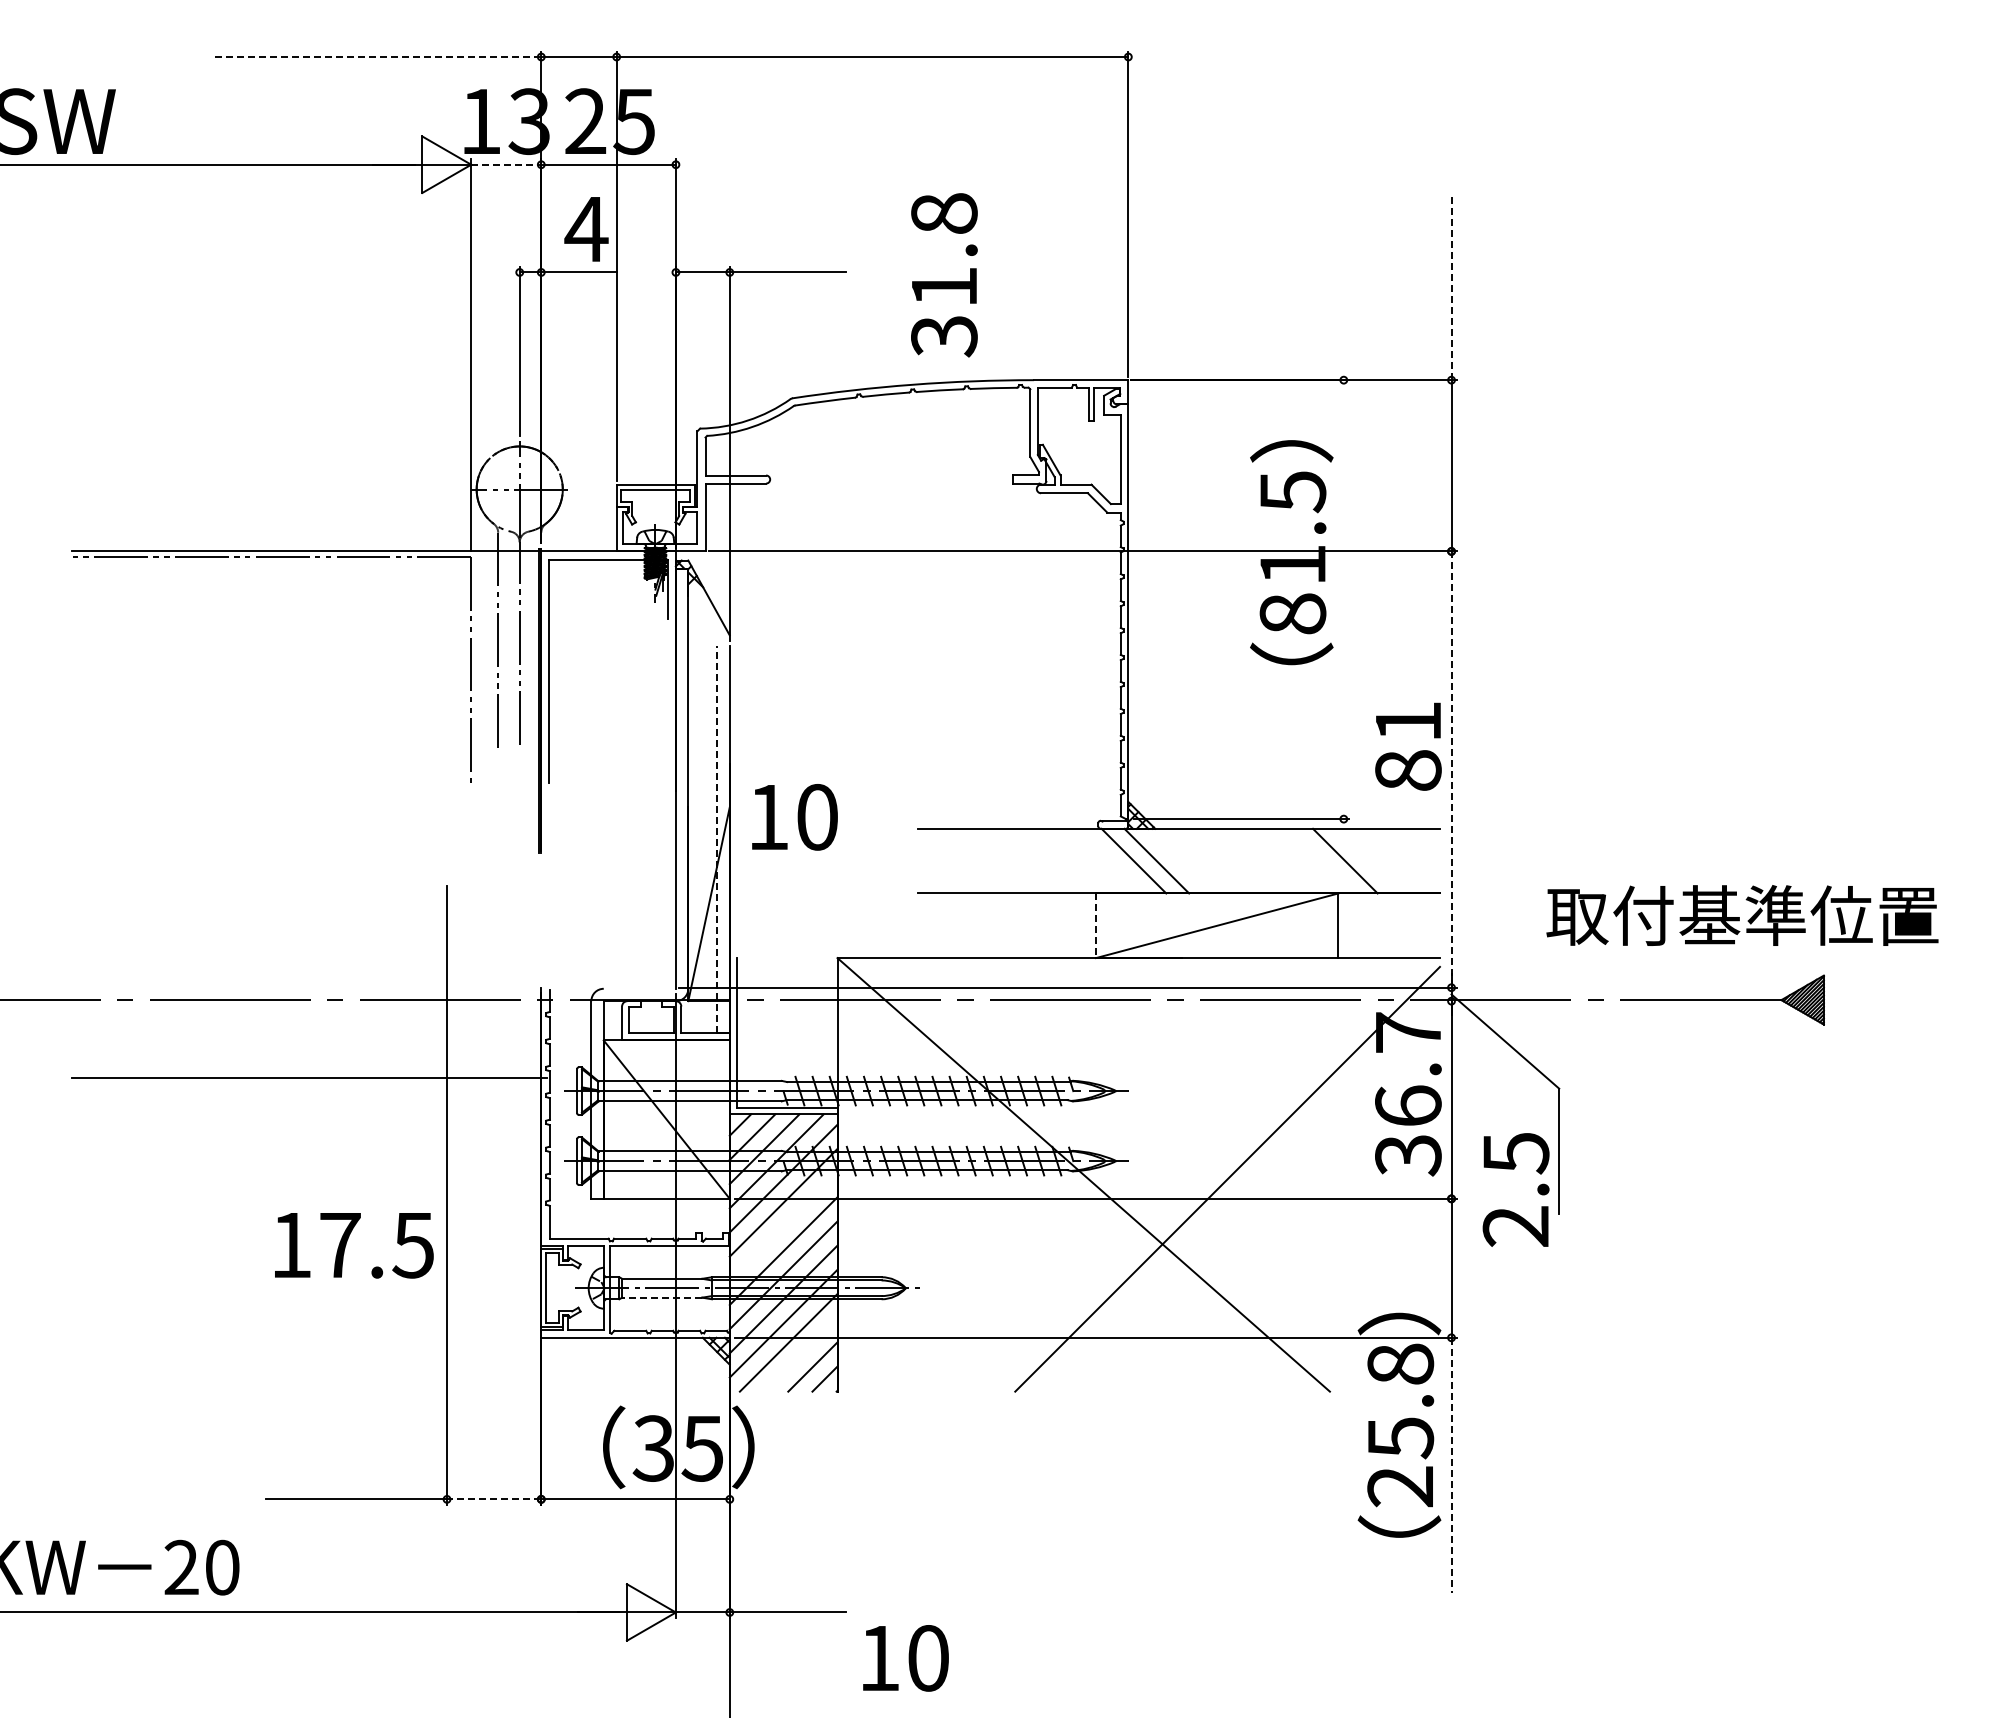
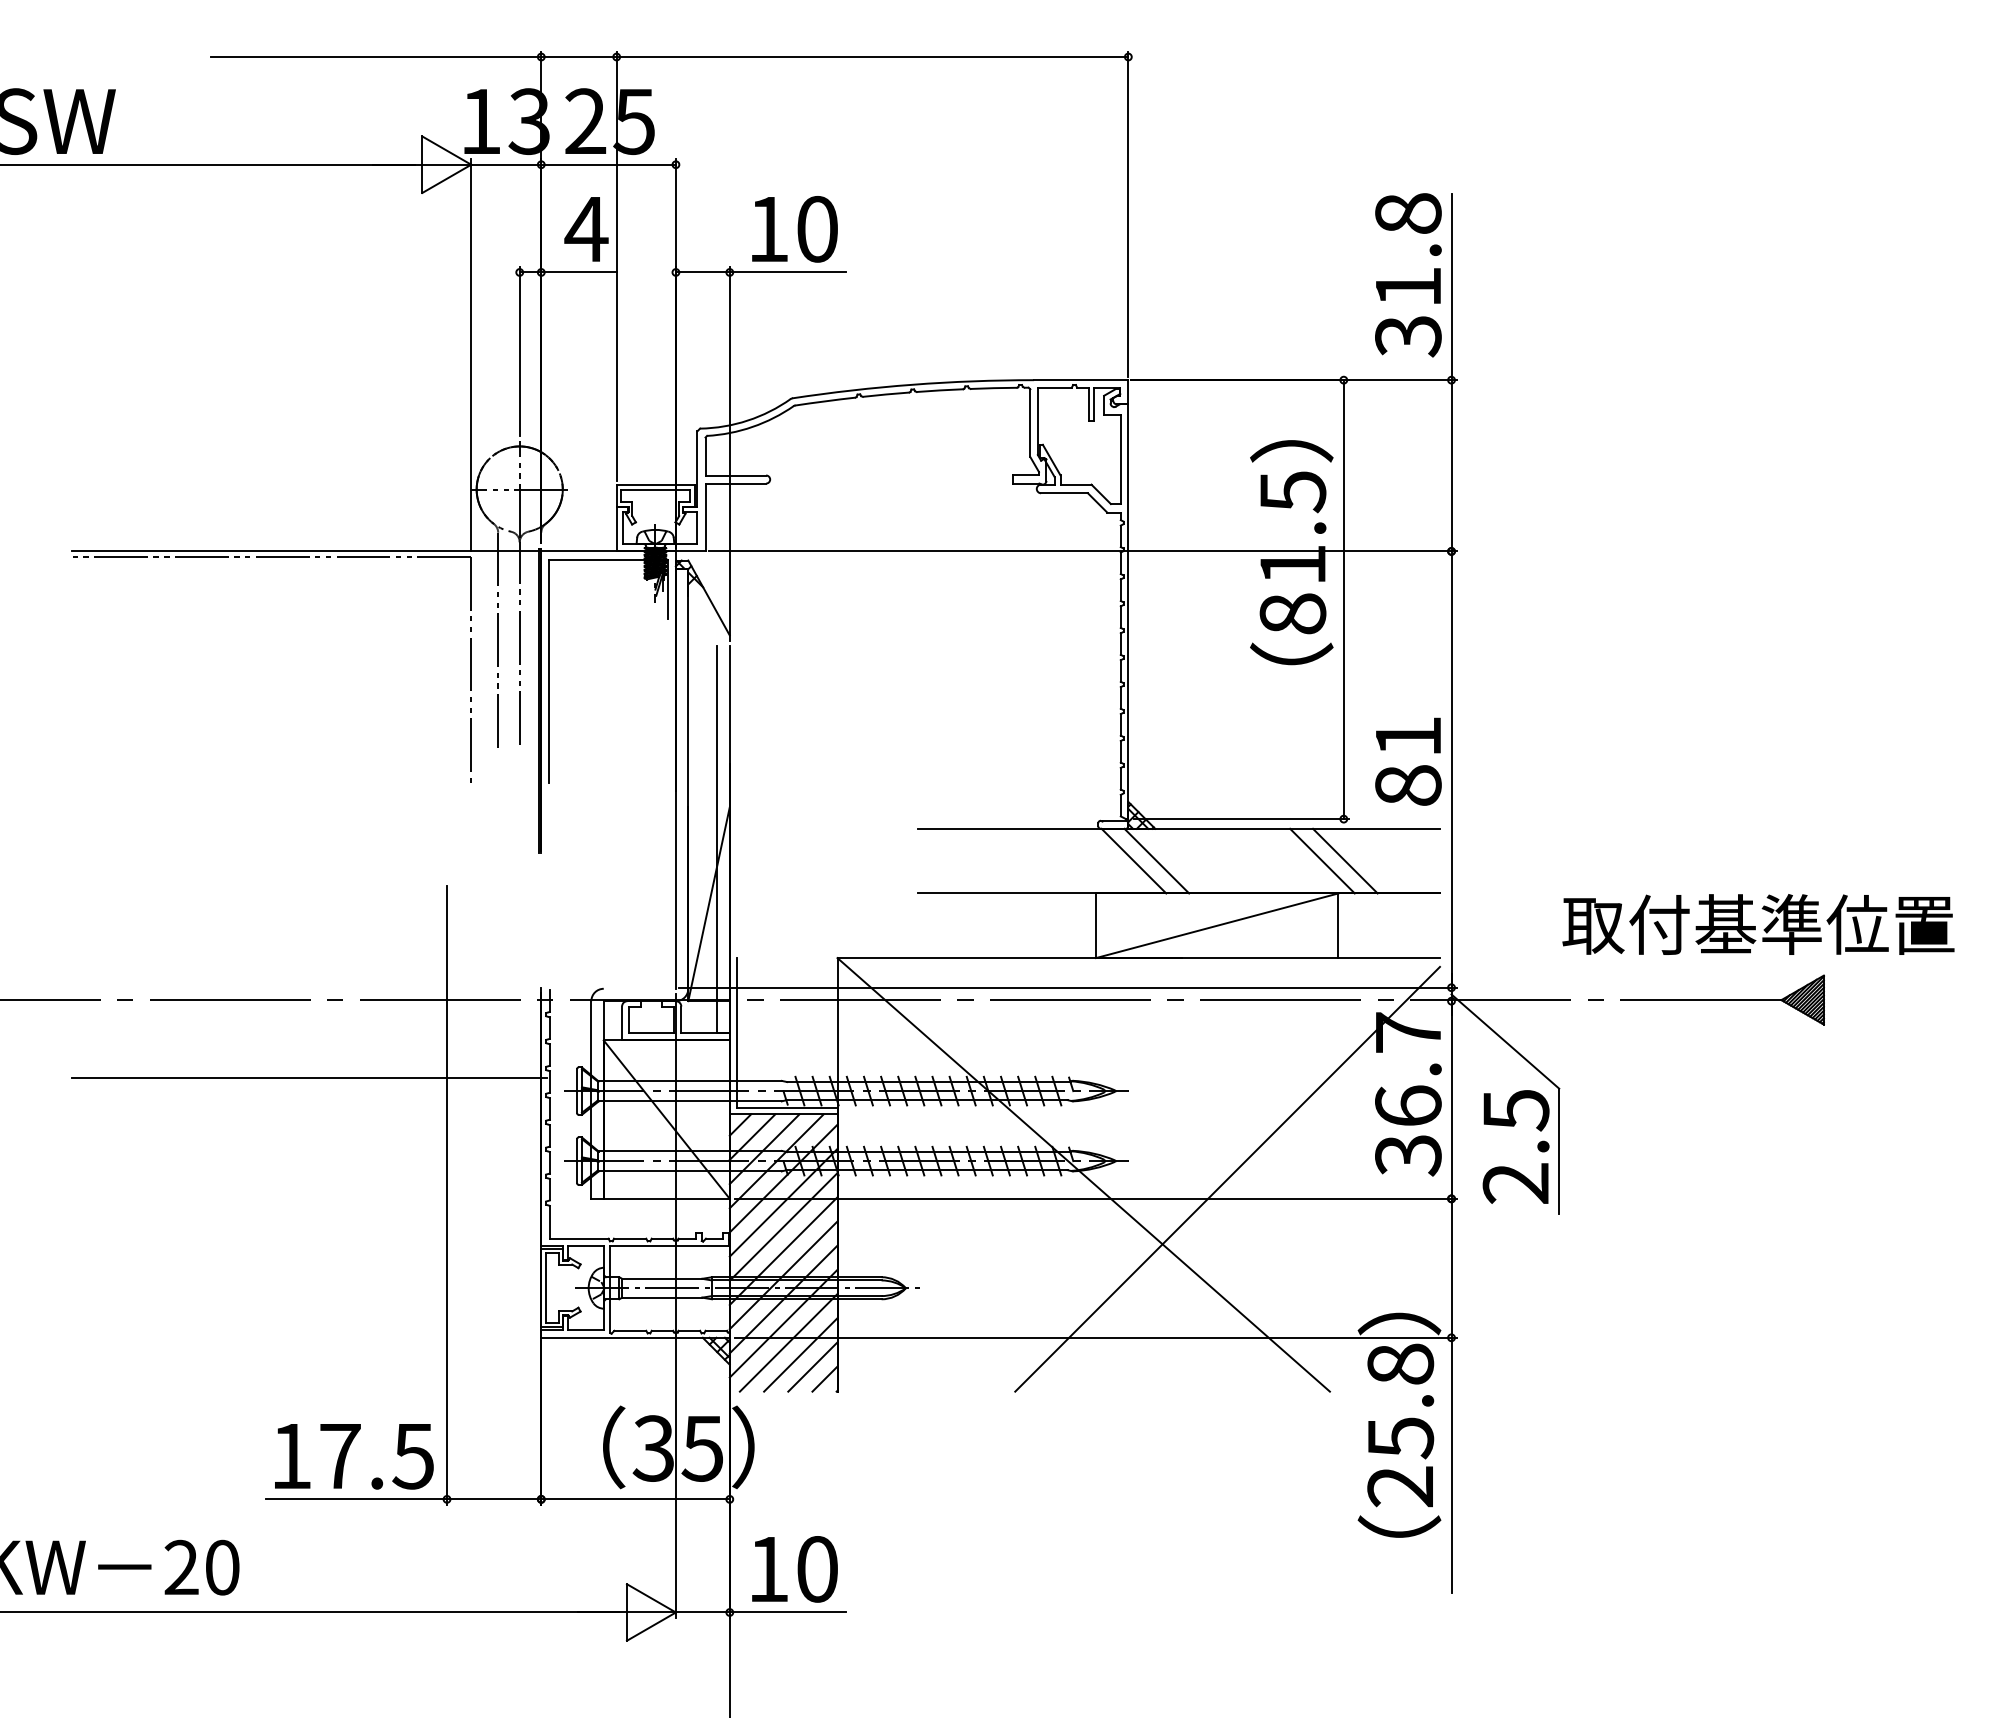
line: dashed -> solid (375, 57)
line: dashed -> solid (506, 164)
text position: (944, 275) -> (1408, 275) (1408, 275)
line: dashed -> solid (1451, 286)
line: none -> present (1343, 599)
text position: (1408, 746) -> (1408, 761) (1408, 761)
line: dashed -> solid (1451, 770)
text position: (794, 817) -> (794, 229) (794, 229)
line: dashed -> solid (717, 839)
line: none -> present (1322, 860)
text position: (1742, 915) -> (1758, 924) (1758, 924)
line: dashed -> solid (1096, 926)
text position: (1515, 1189) -> (1515, 1146) (1515, 1146)
line: none -> present (783, 1226)
text position: (354, 1245) -> (354, 1456) (354, 1456)
line: dashed -> solid (661, 1297)
line: none -> present (800, 1354)
line: dashed -> solid (1451, 1465)
line: dashed -> solid (493, 1499)
text position: (905, 1658) -> (794, 1569) (794, 1569)
